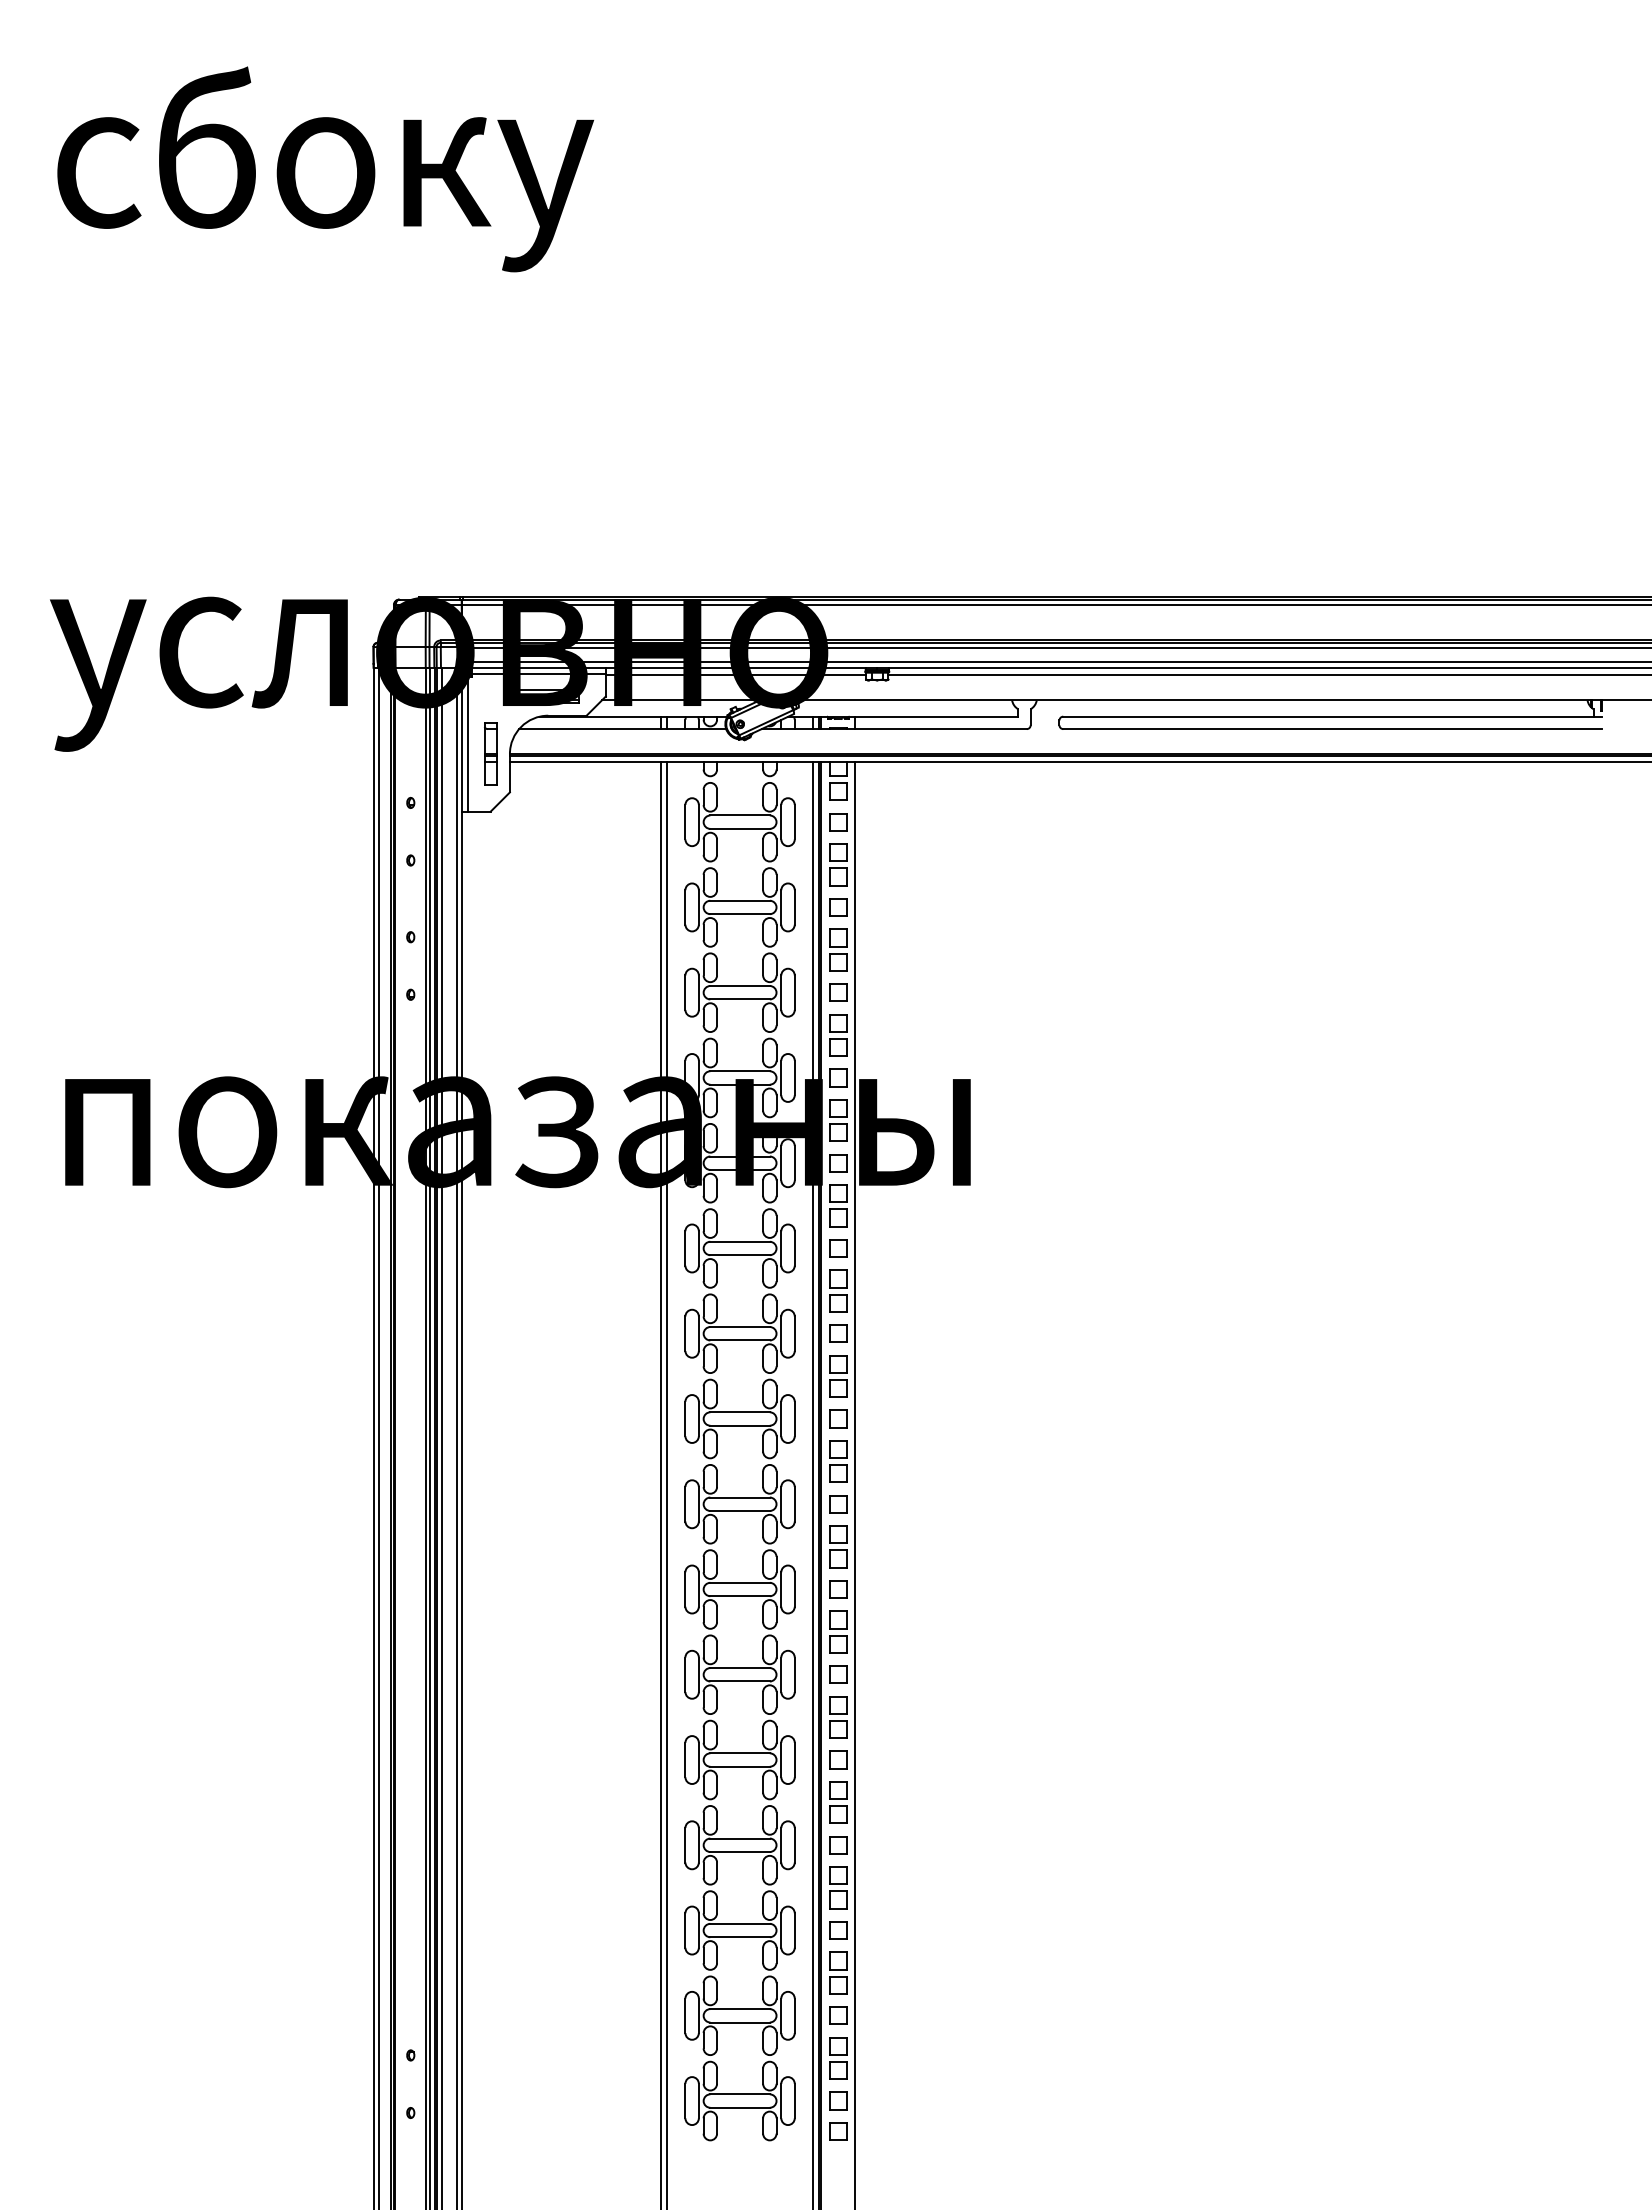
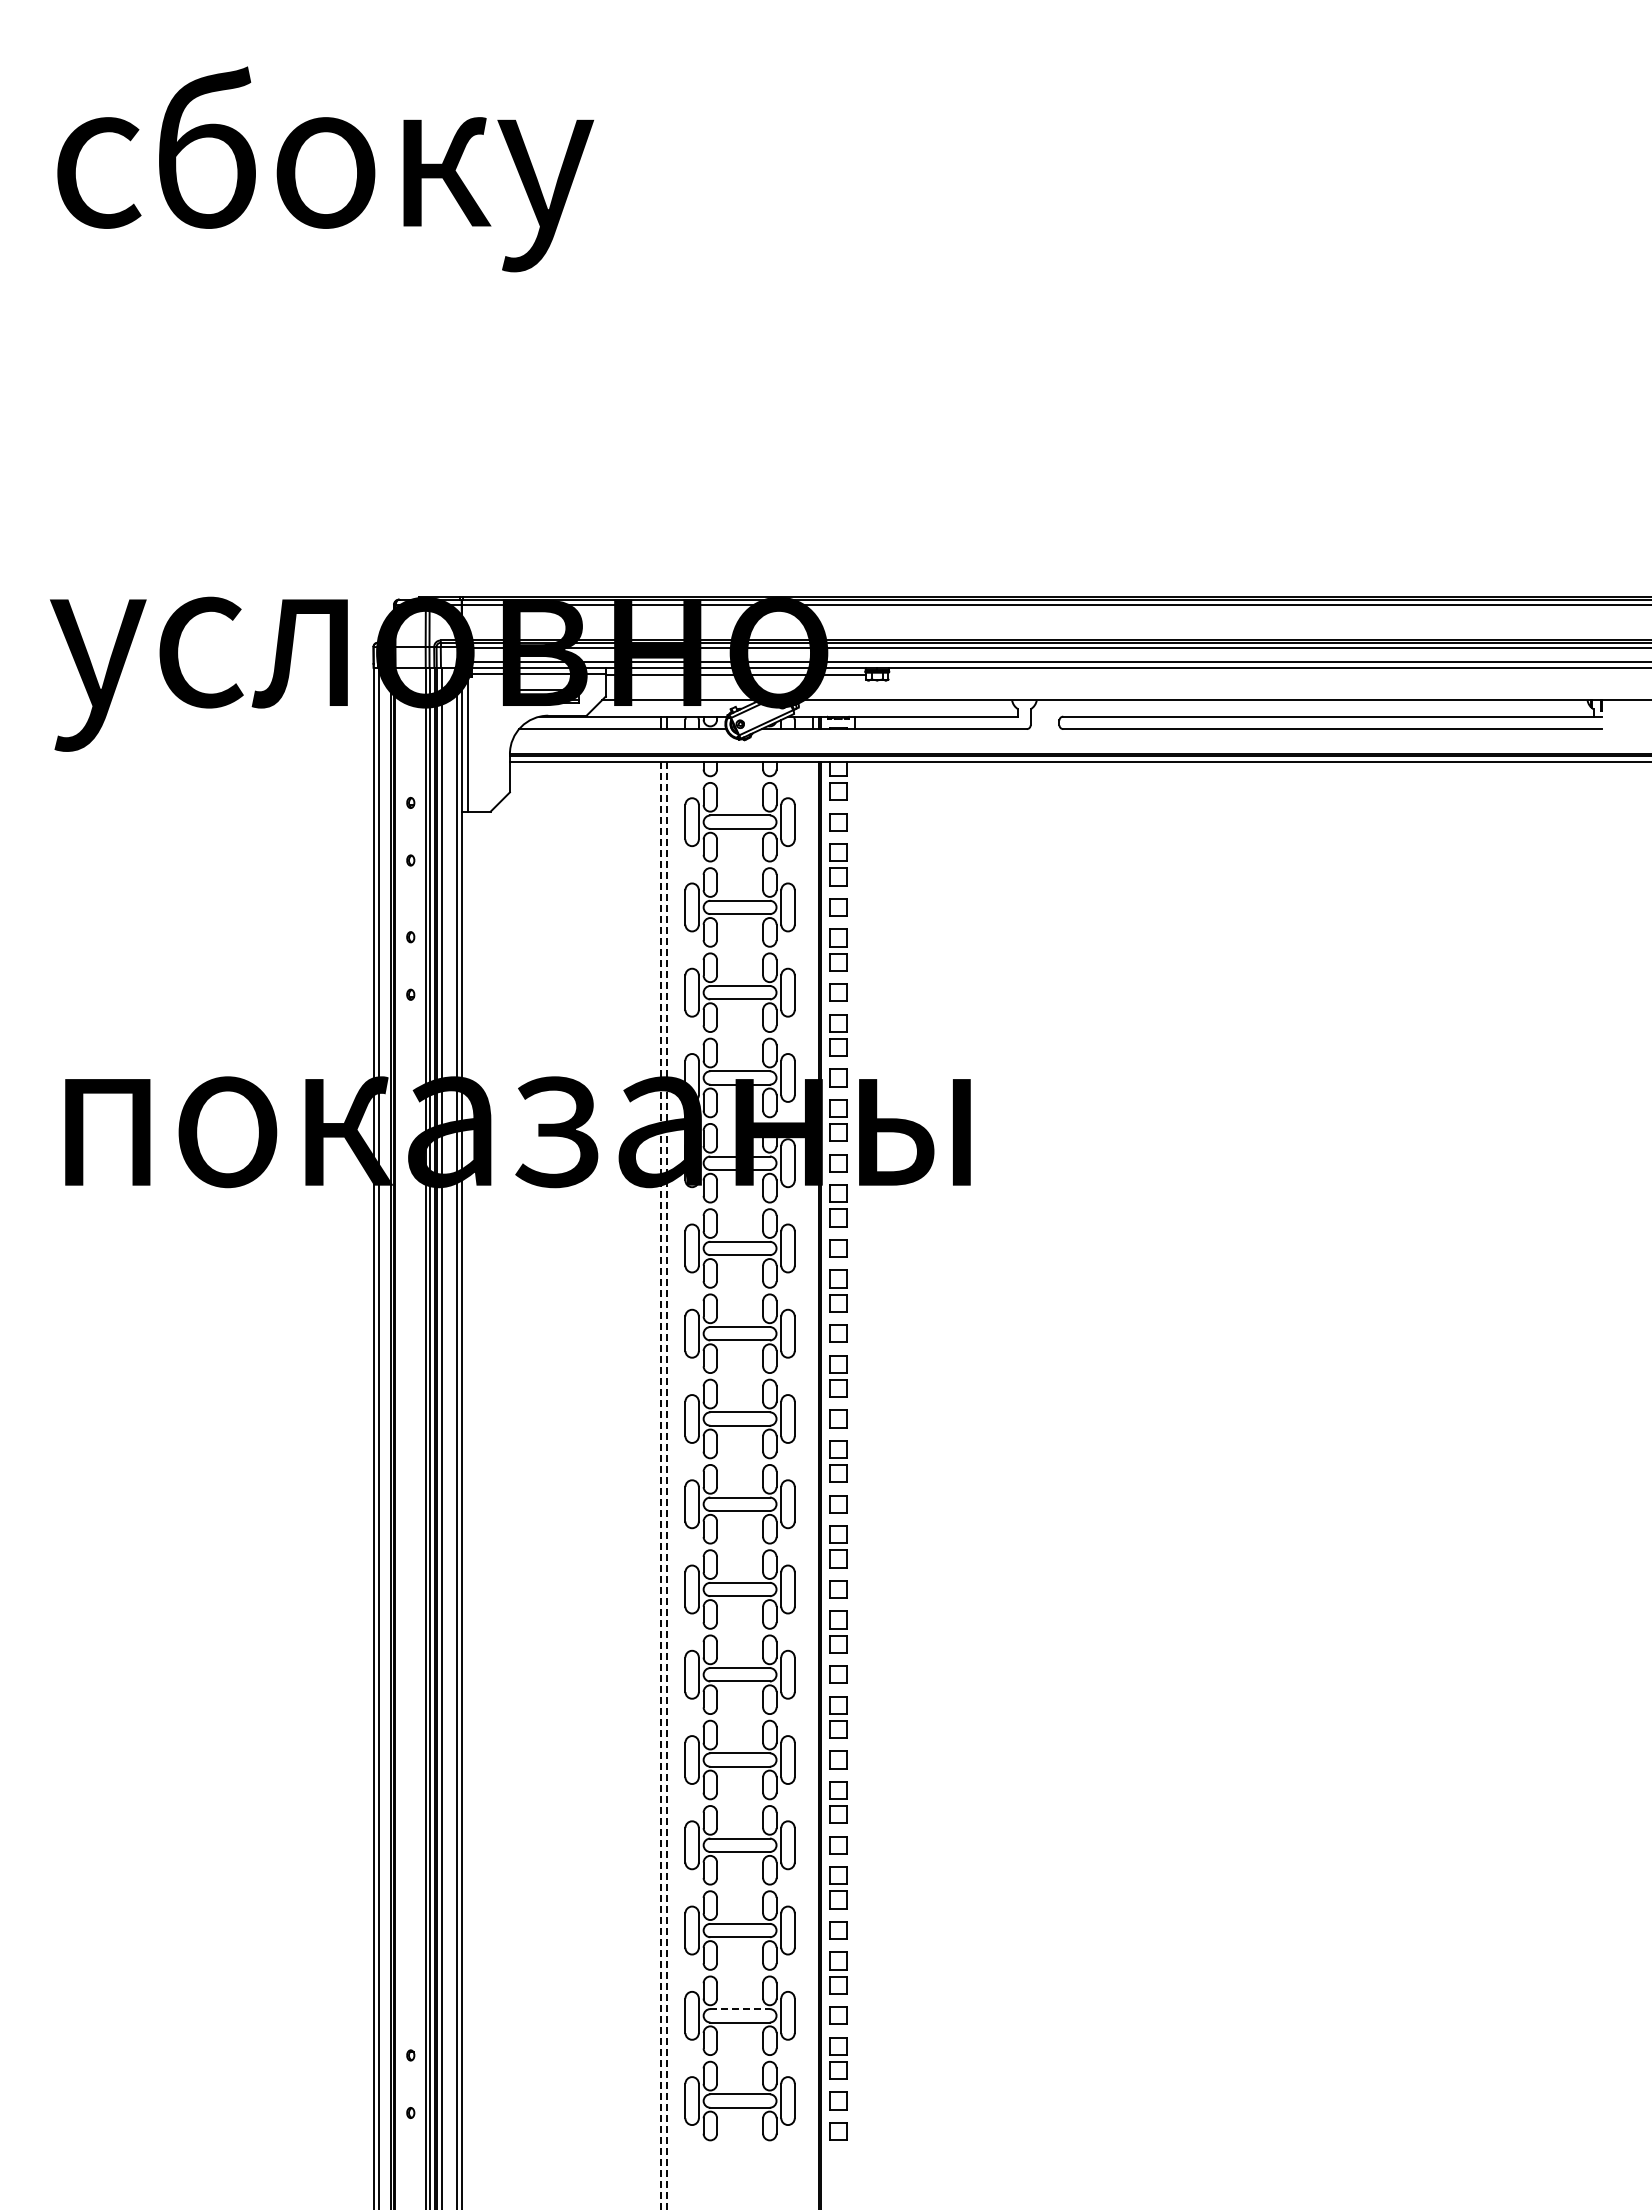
line: present -> none (1268, 675)
part: present -> none (490, 753)
line: present -> none (812, 1483)
line: present -> none (855, 1483)
line: solid -> dashed (661, 1485)
line: solid -> dashed (667, 1485)
line: solid -> dashed (740, 2009)
